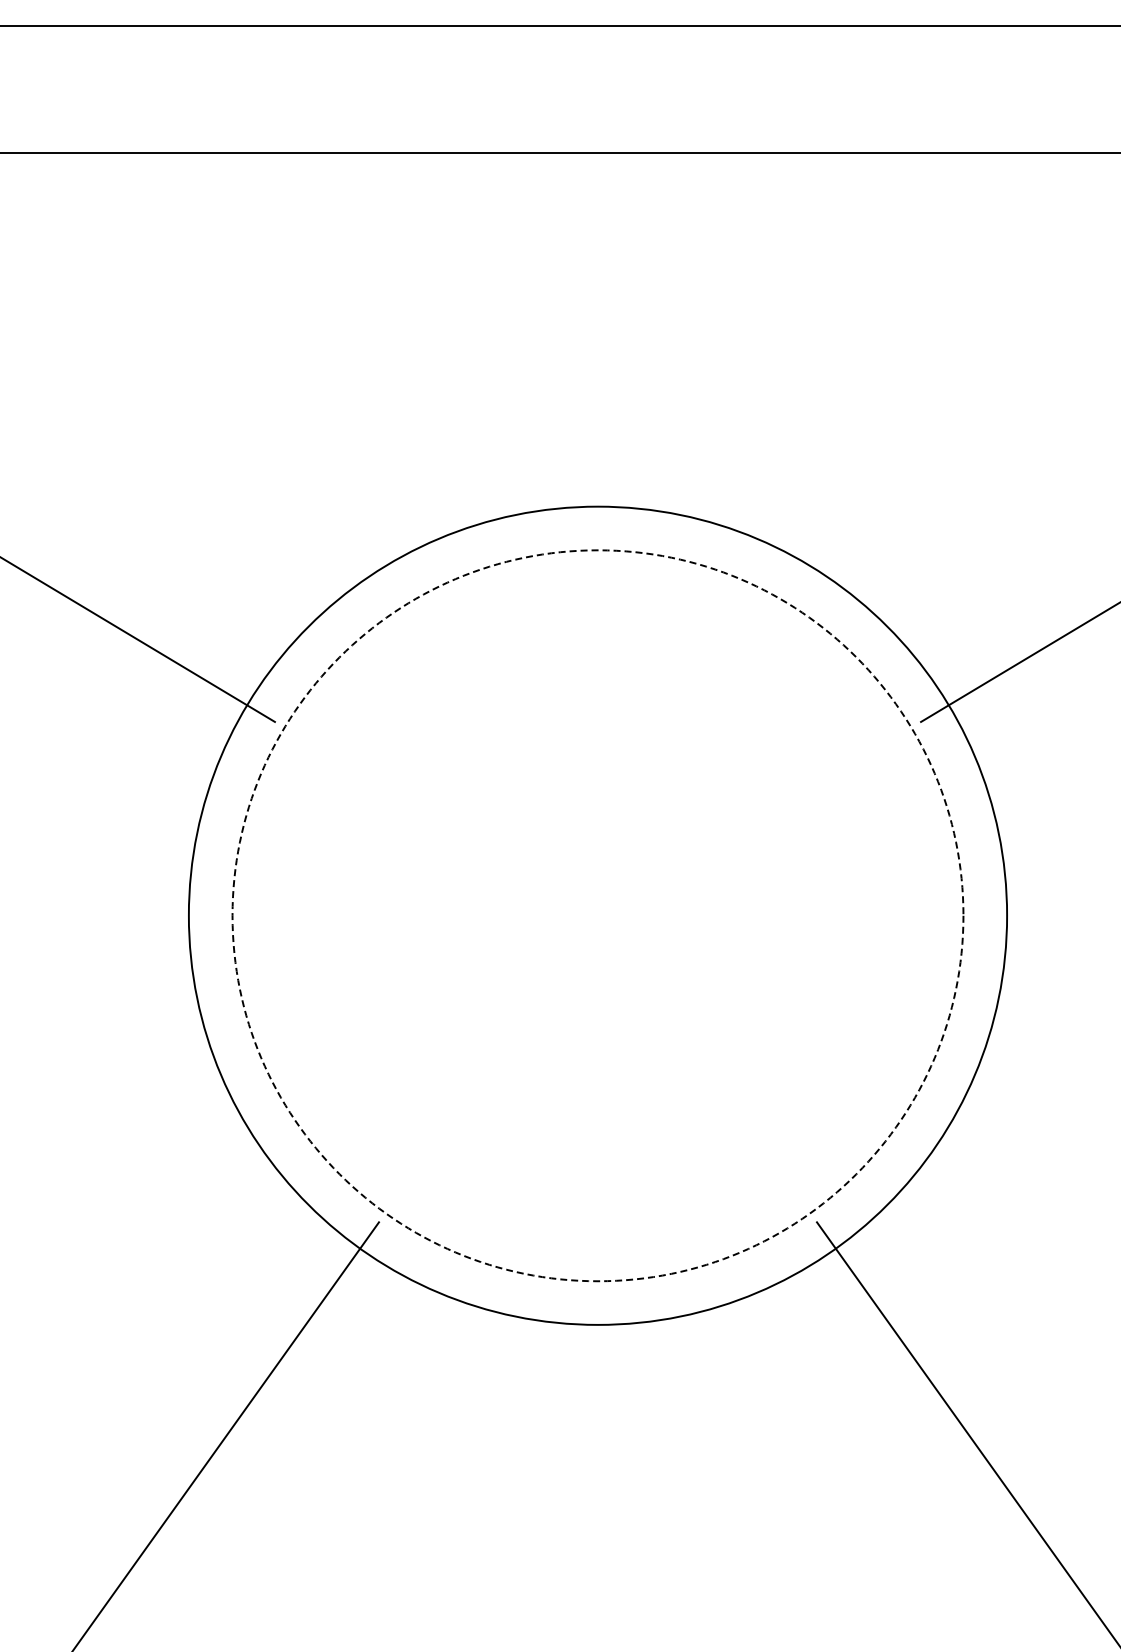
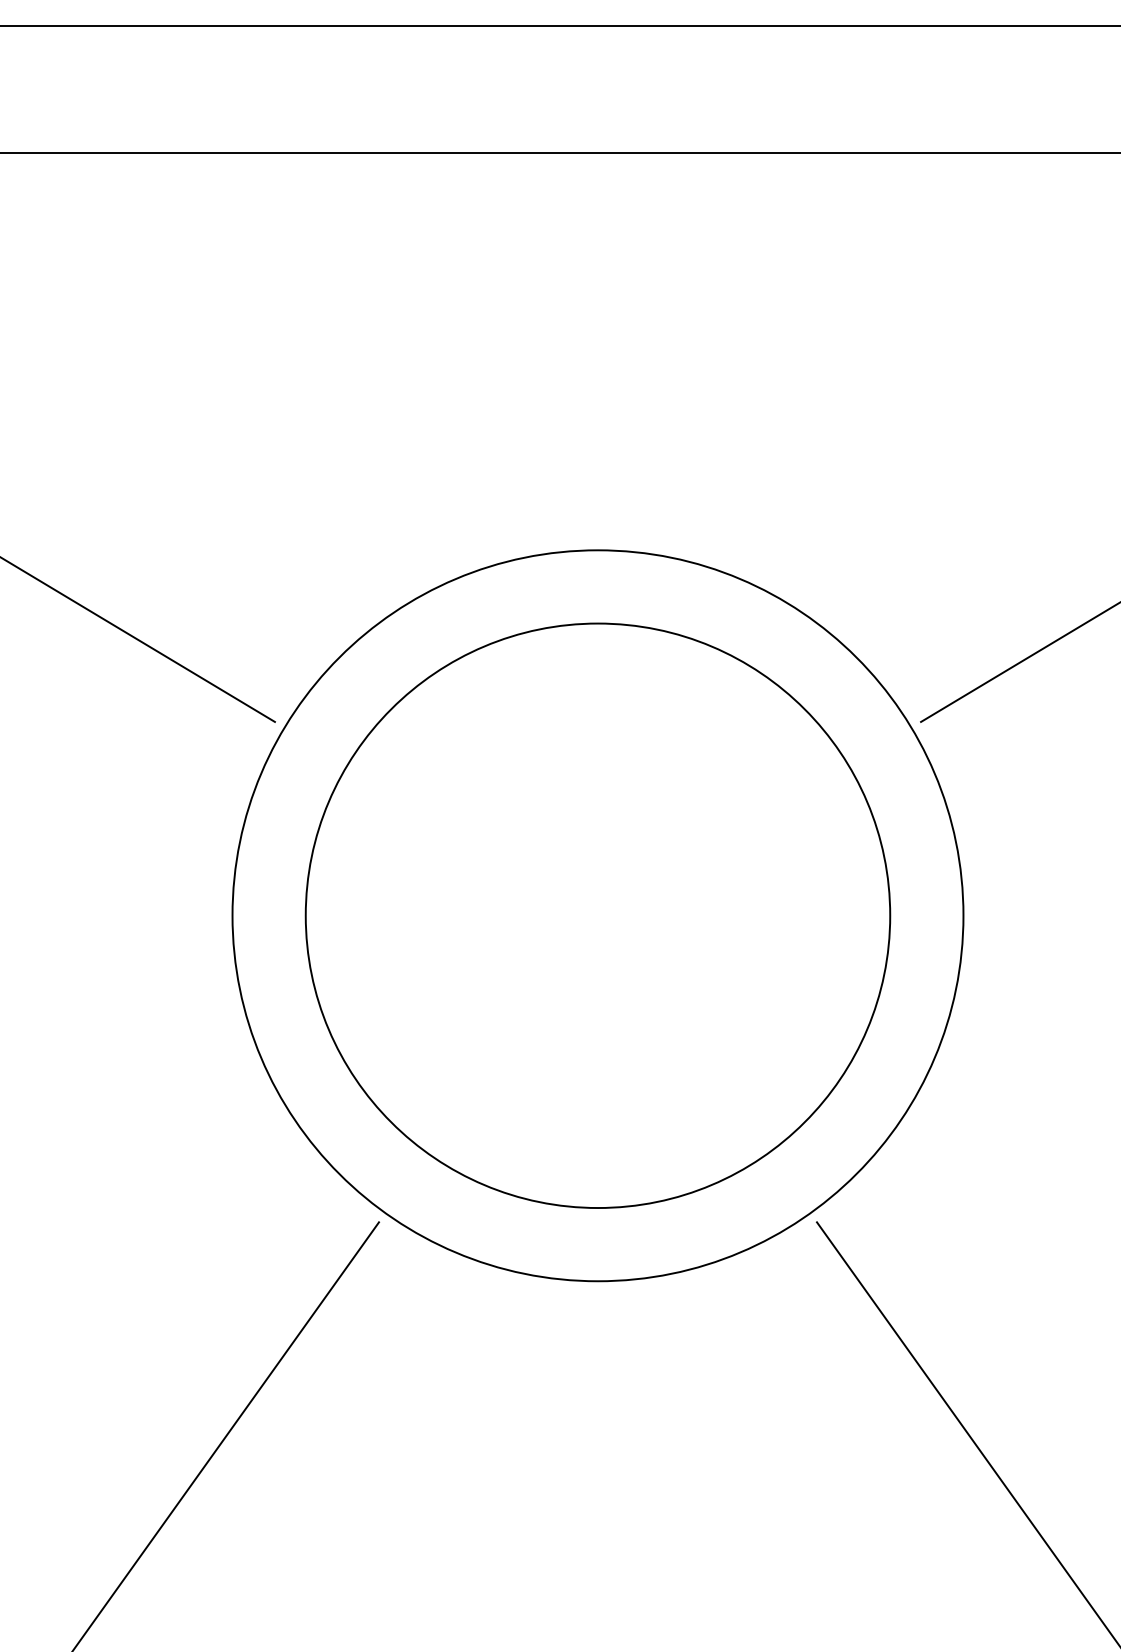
circle diameter: 818 px -> 584 px (597, 915)
circle: dashed -> solid (597, 915)
